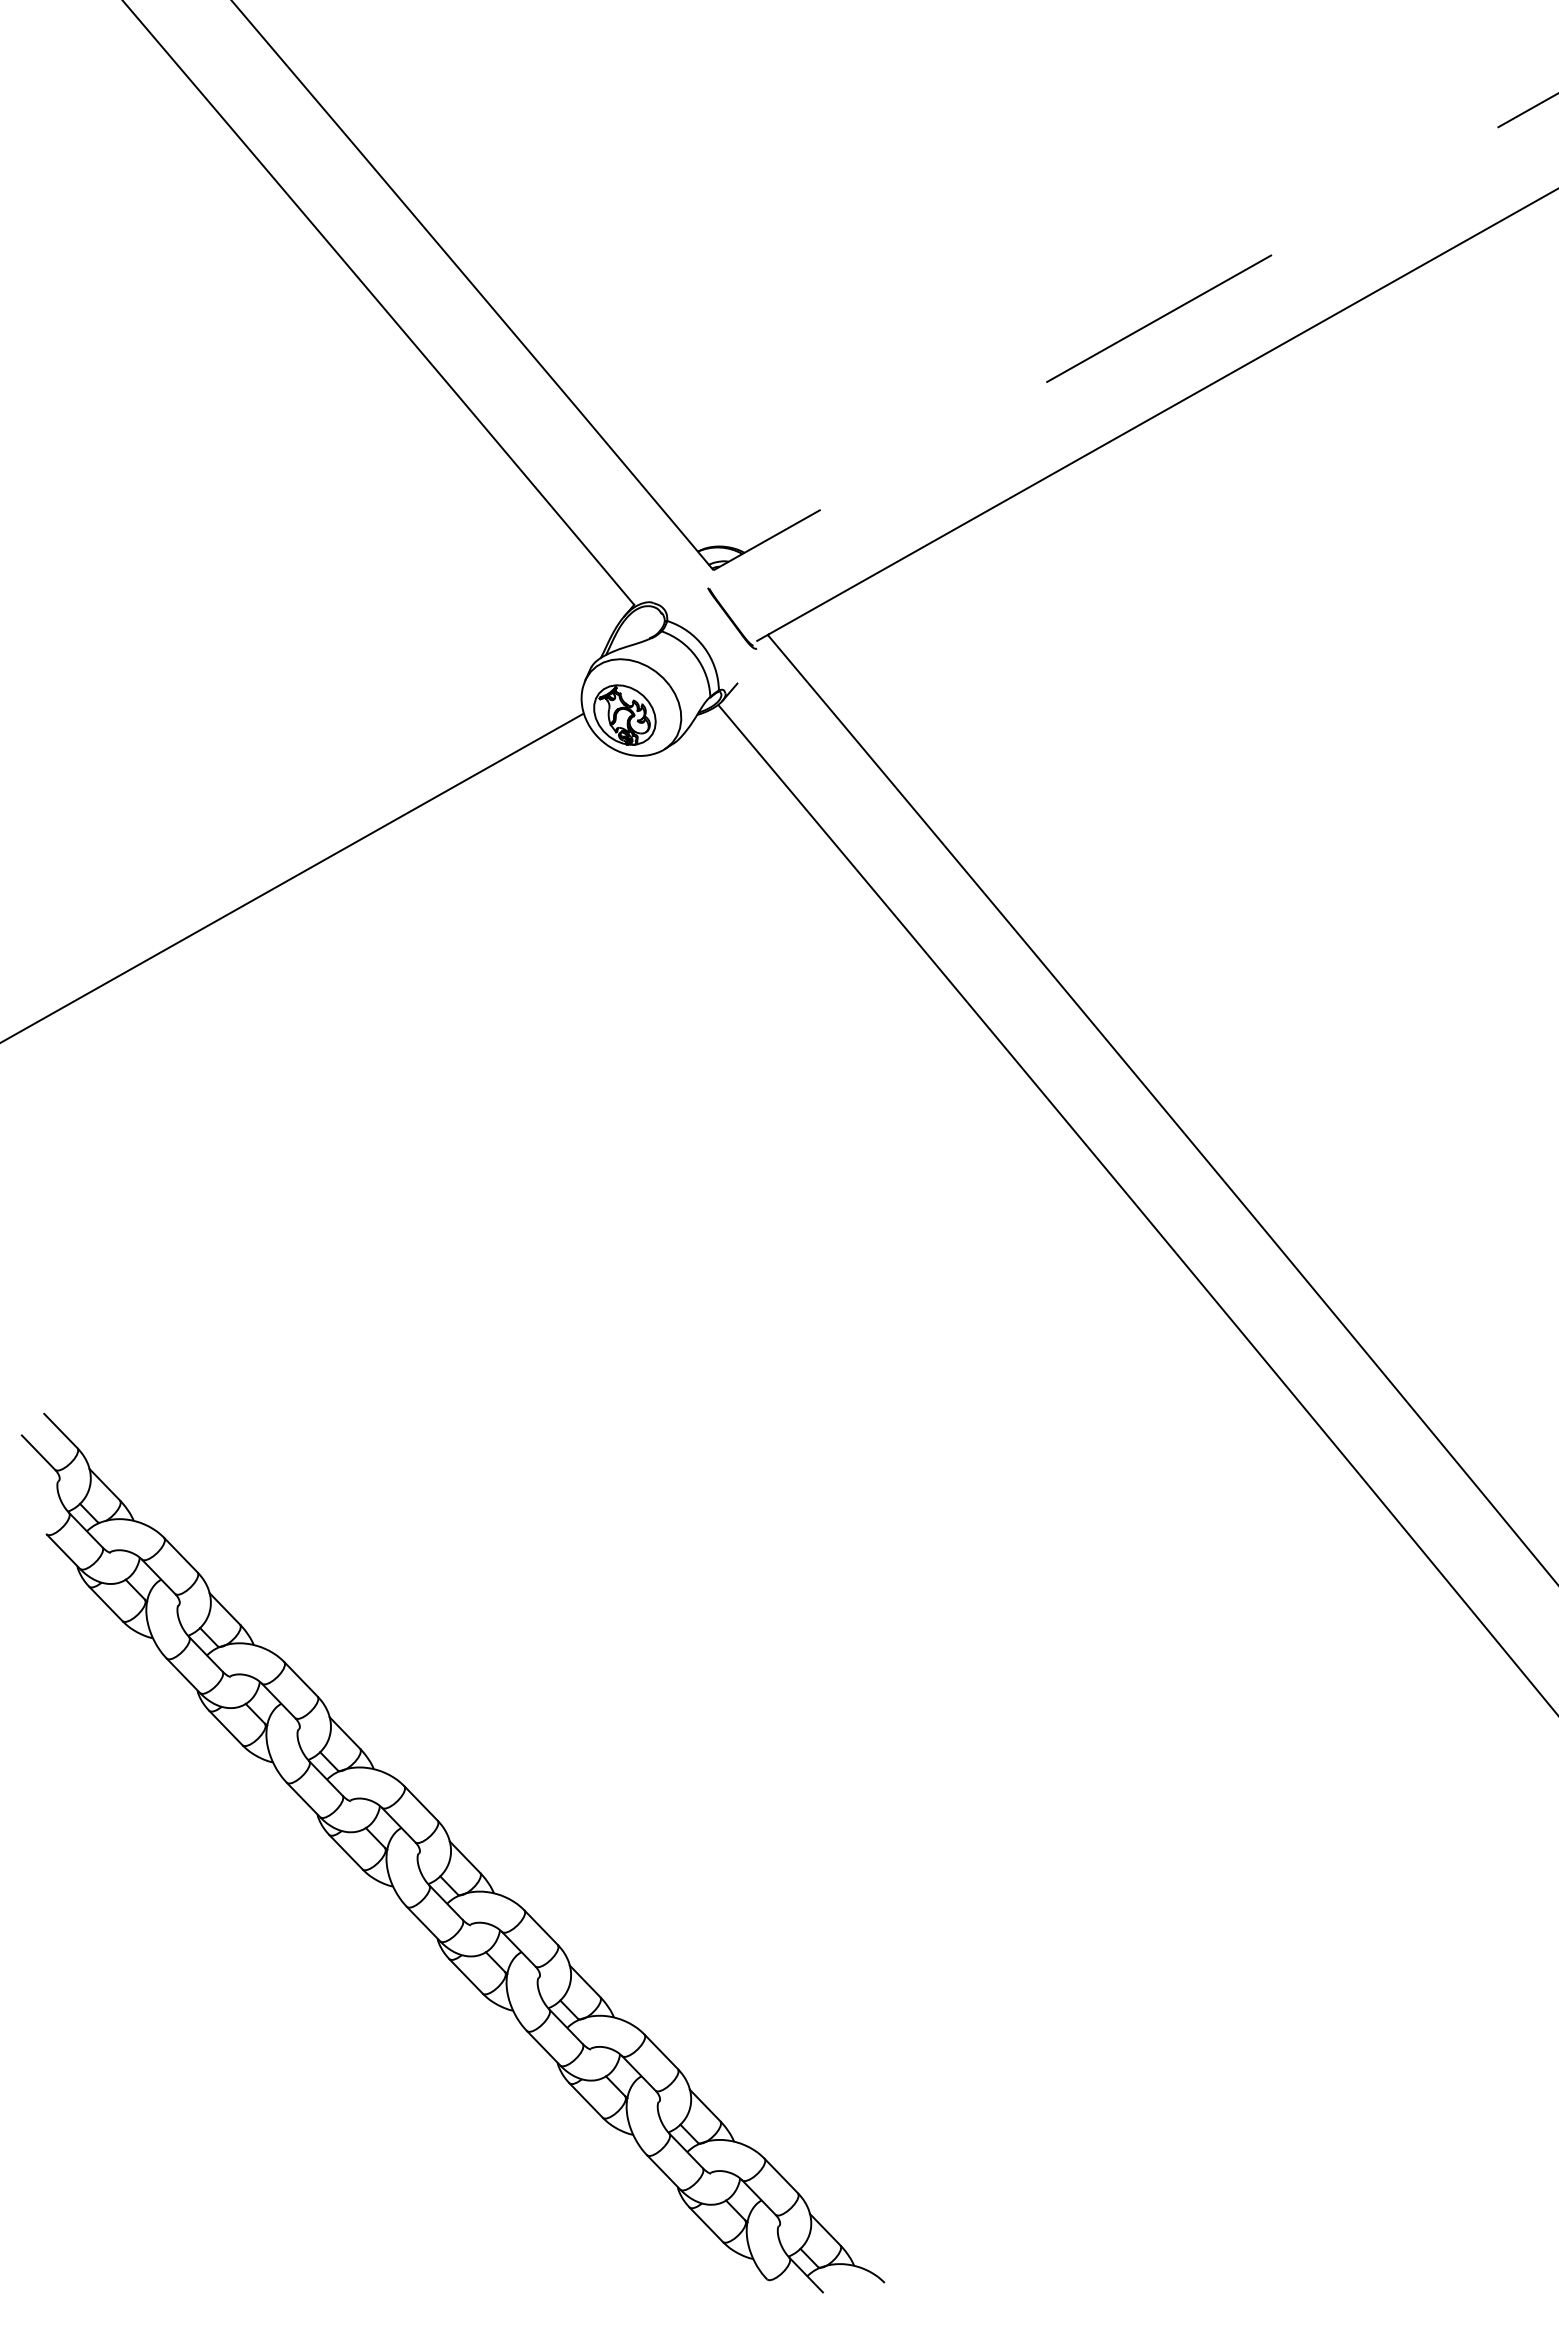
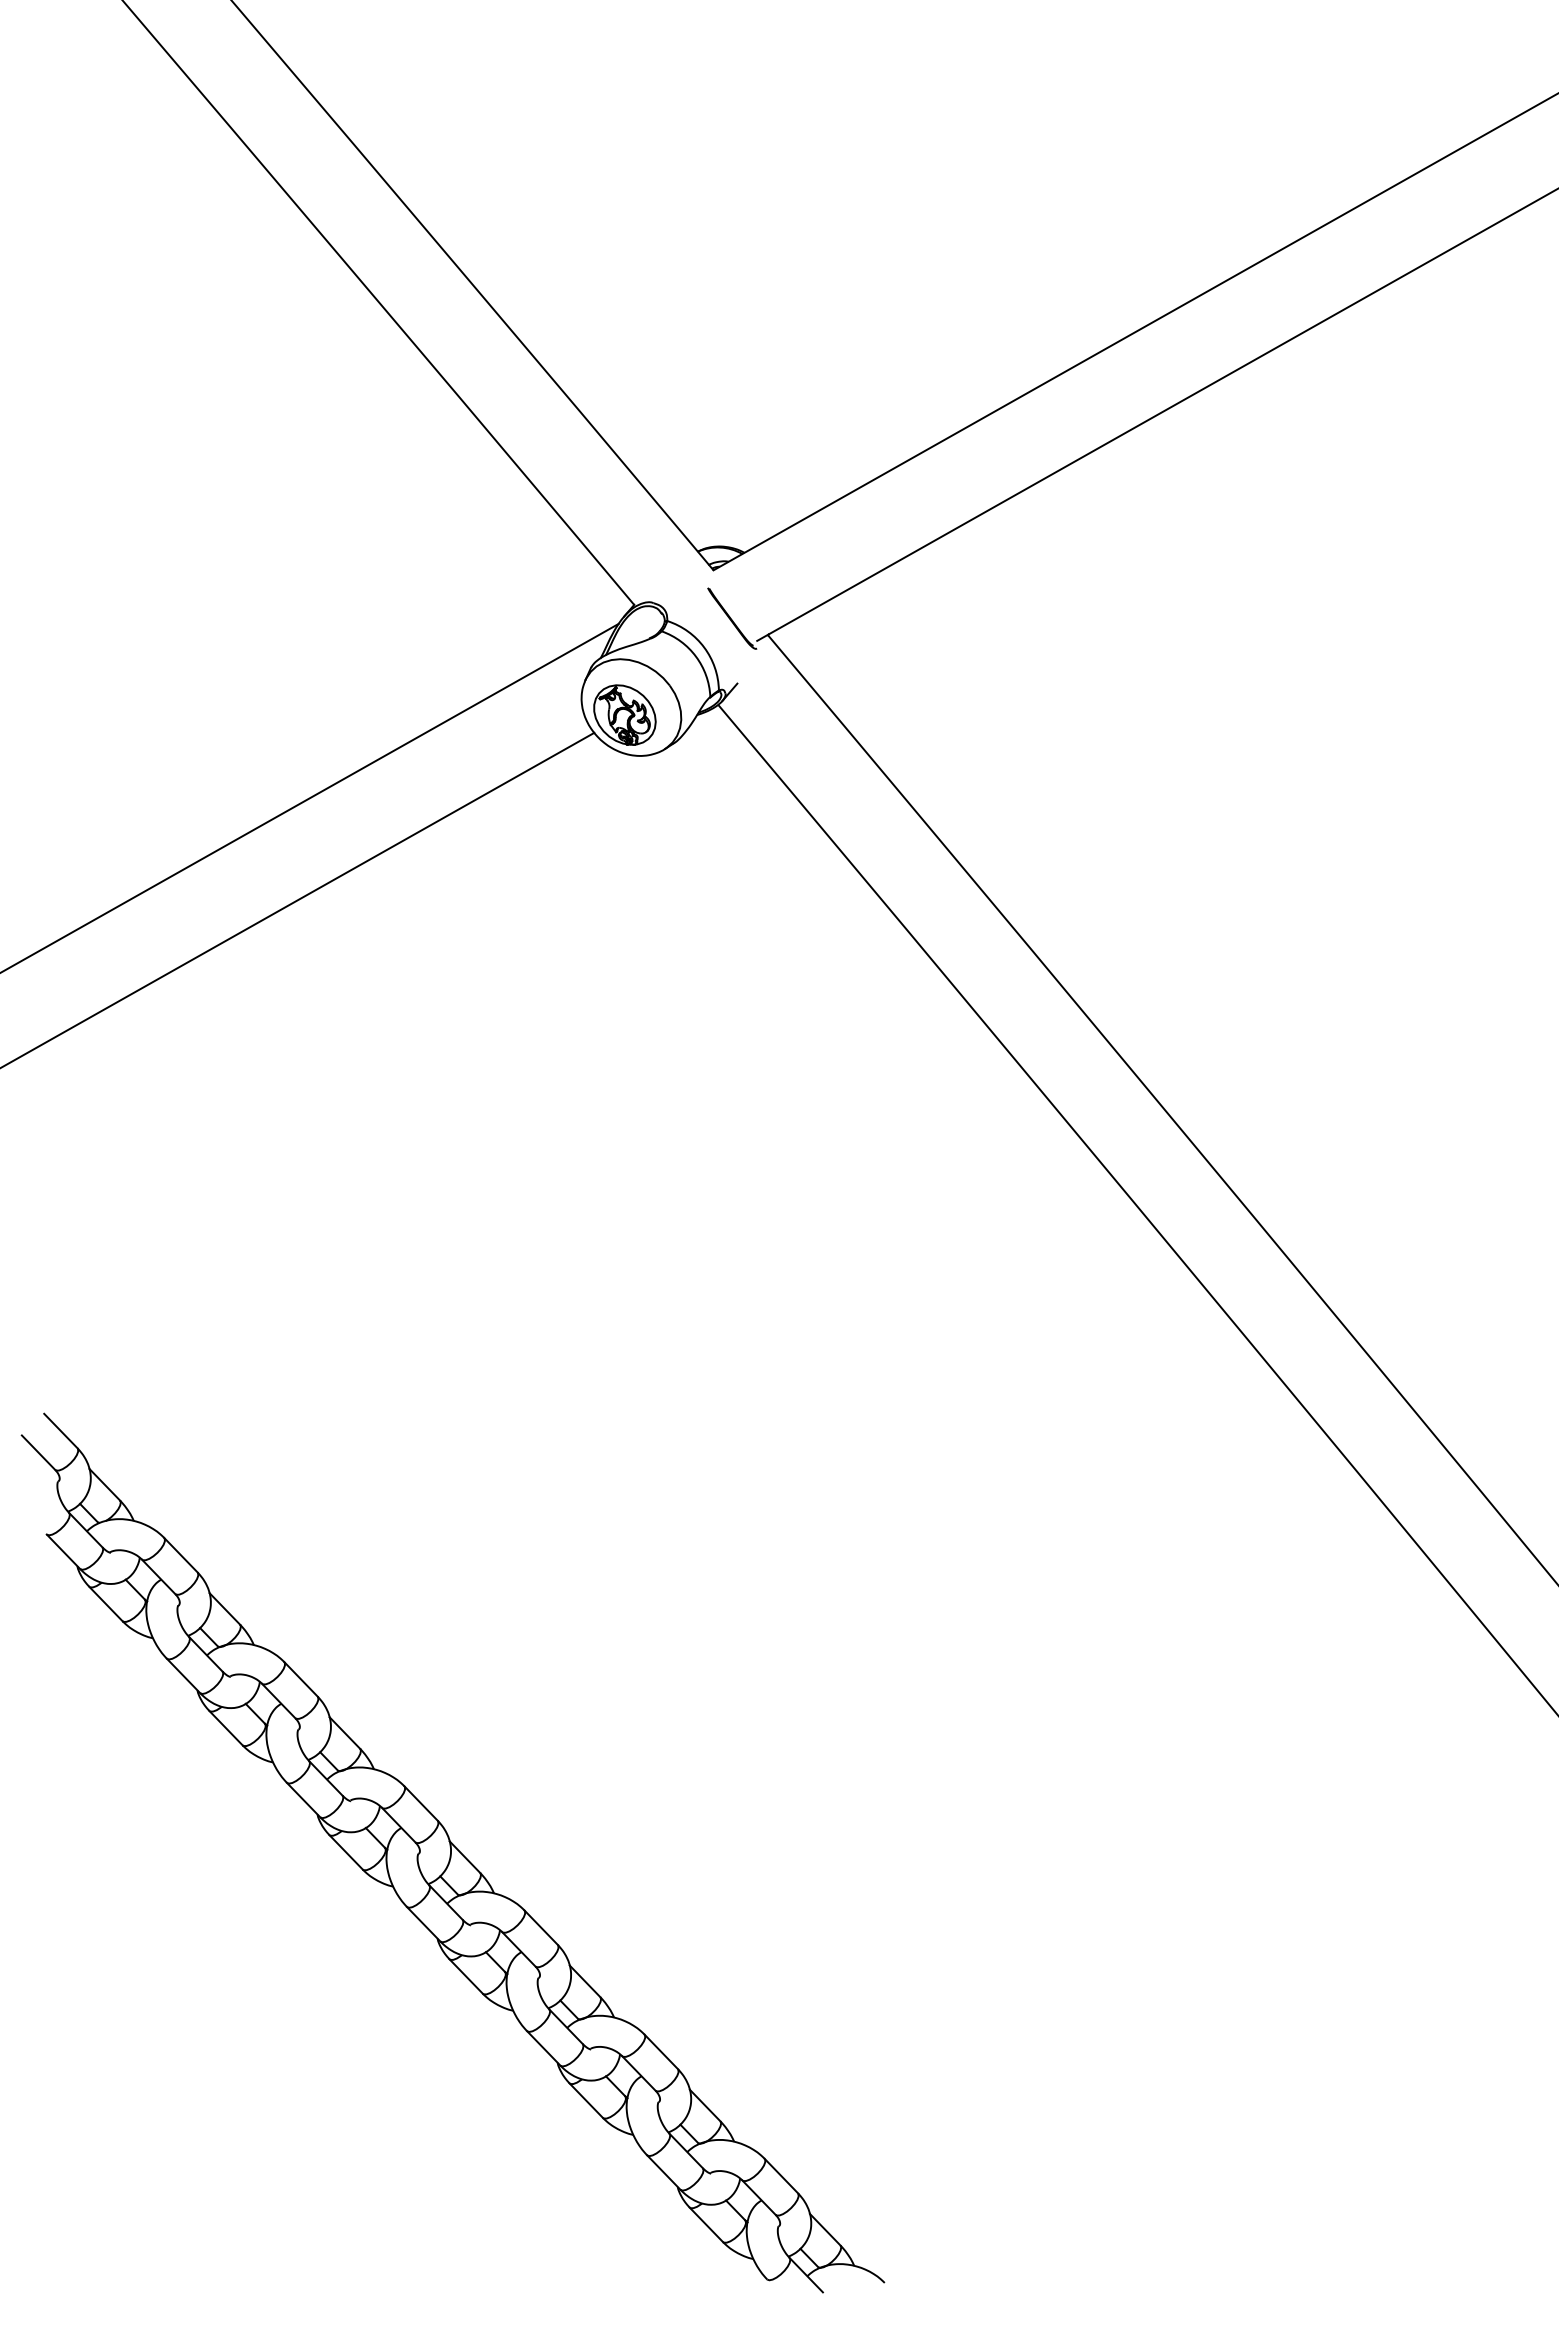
line: dashed -> solid (1135, 331)
line: none -> present (310, 797)
line position: (292, 877) -> (298, 899) (298, 899)
